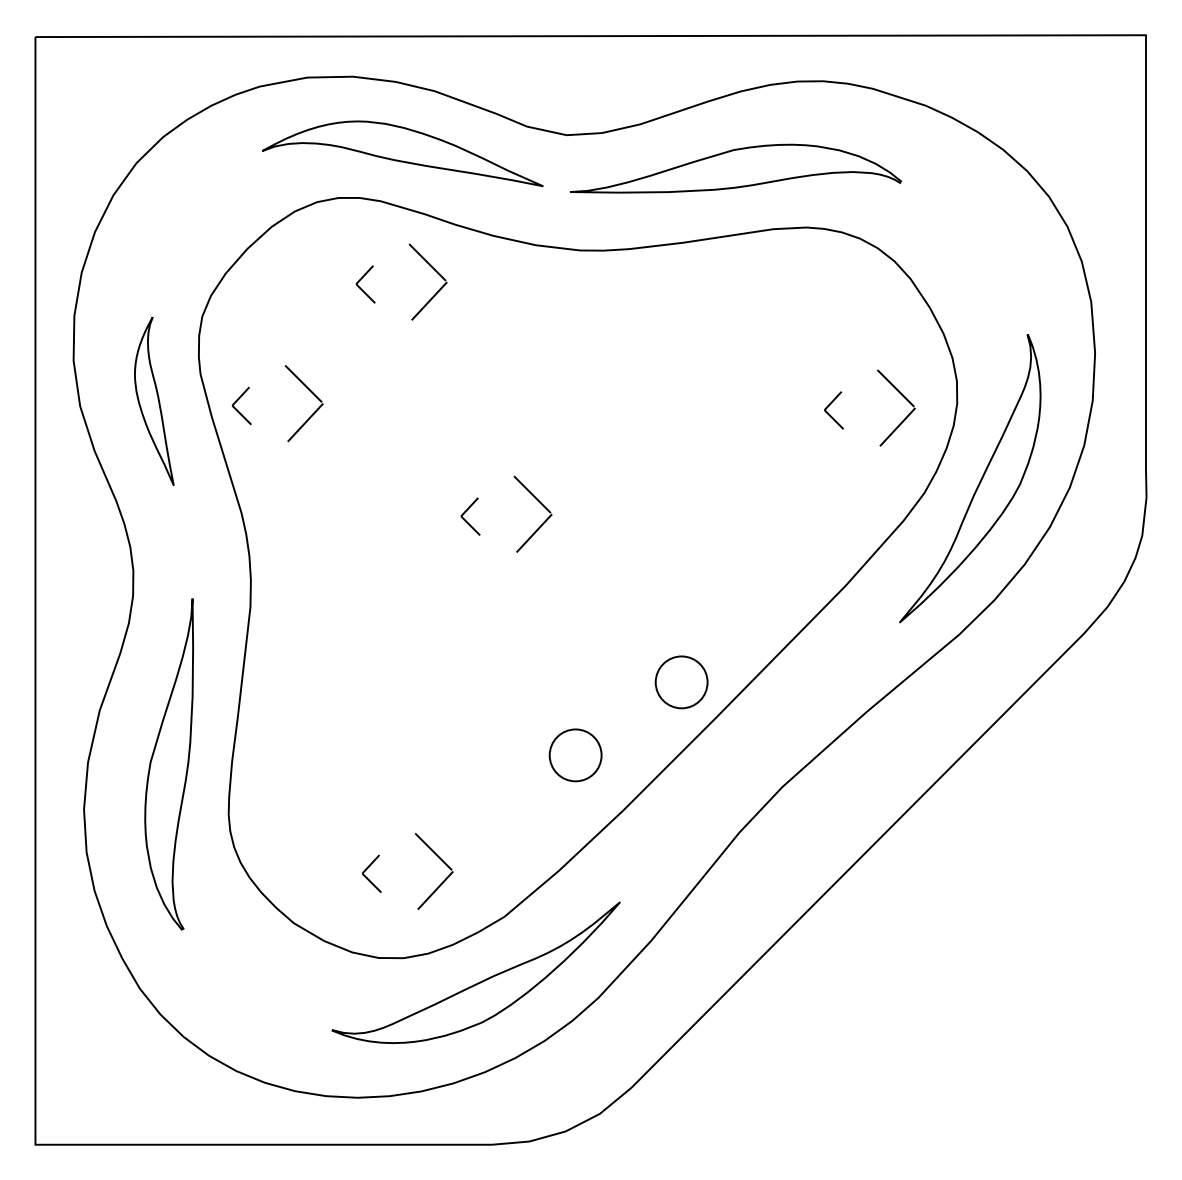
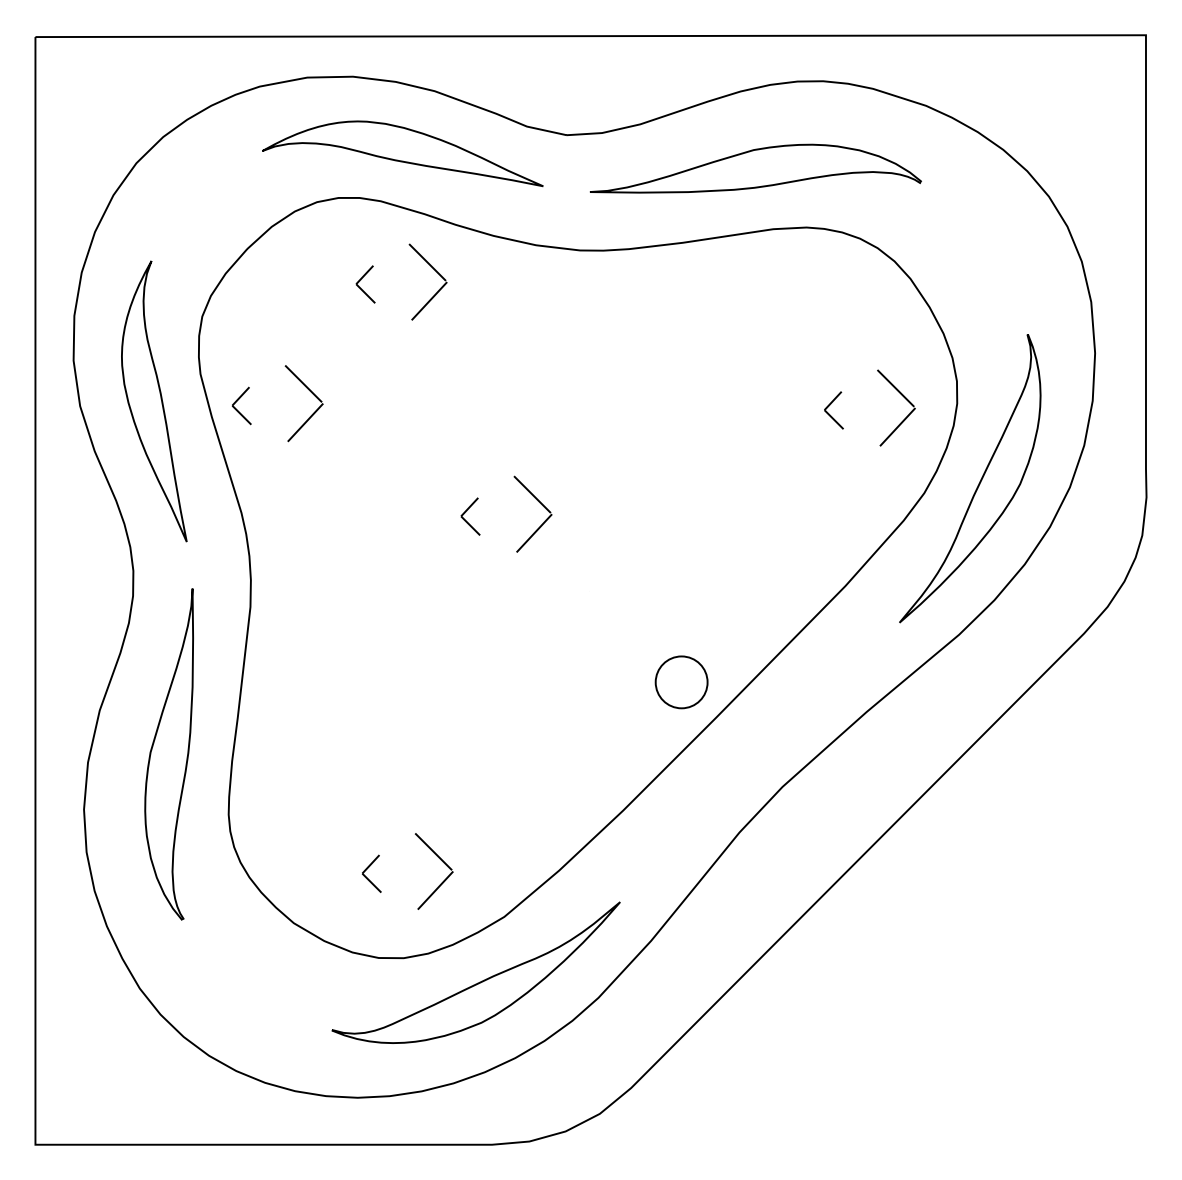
curve position: (729, 152) -> (749, 152) (749, 152)
part size: 41x169 px -> 67x283 px (154, 401)
circle: present -> none (575, 755)
curve position: (152, 760) -> (152, 750) (152, 750)
